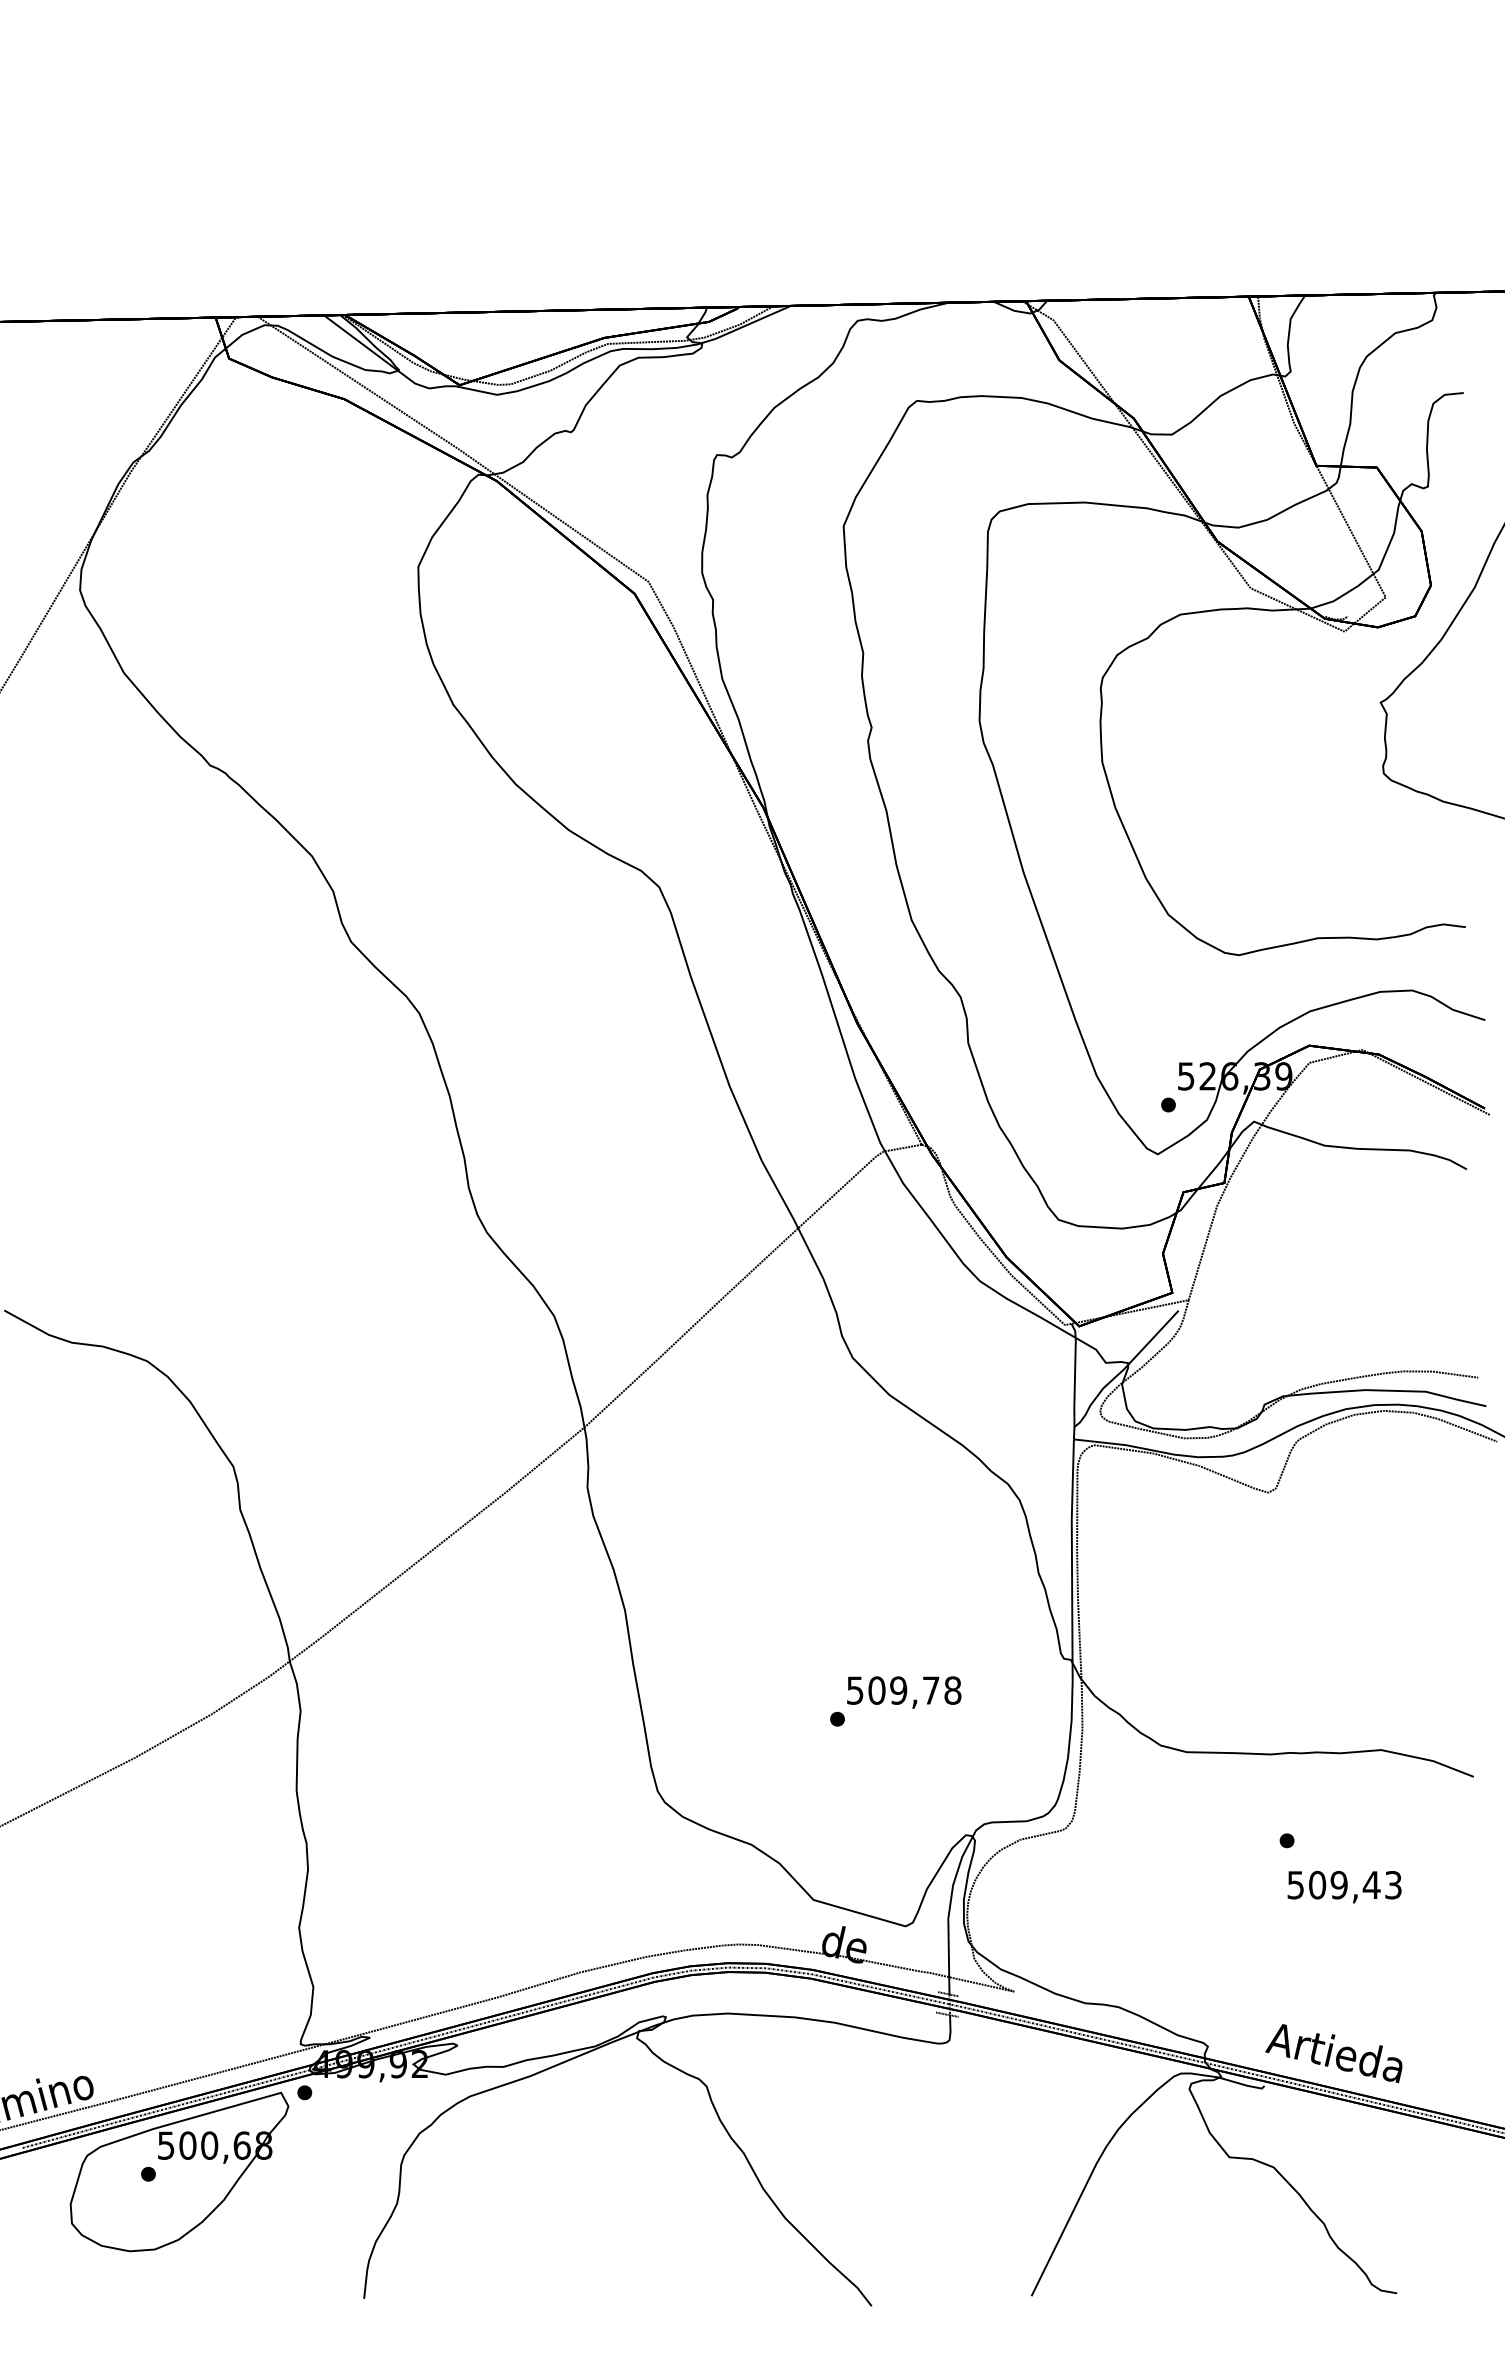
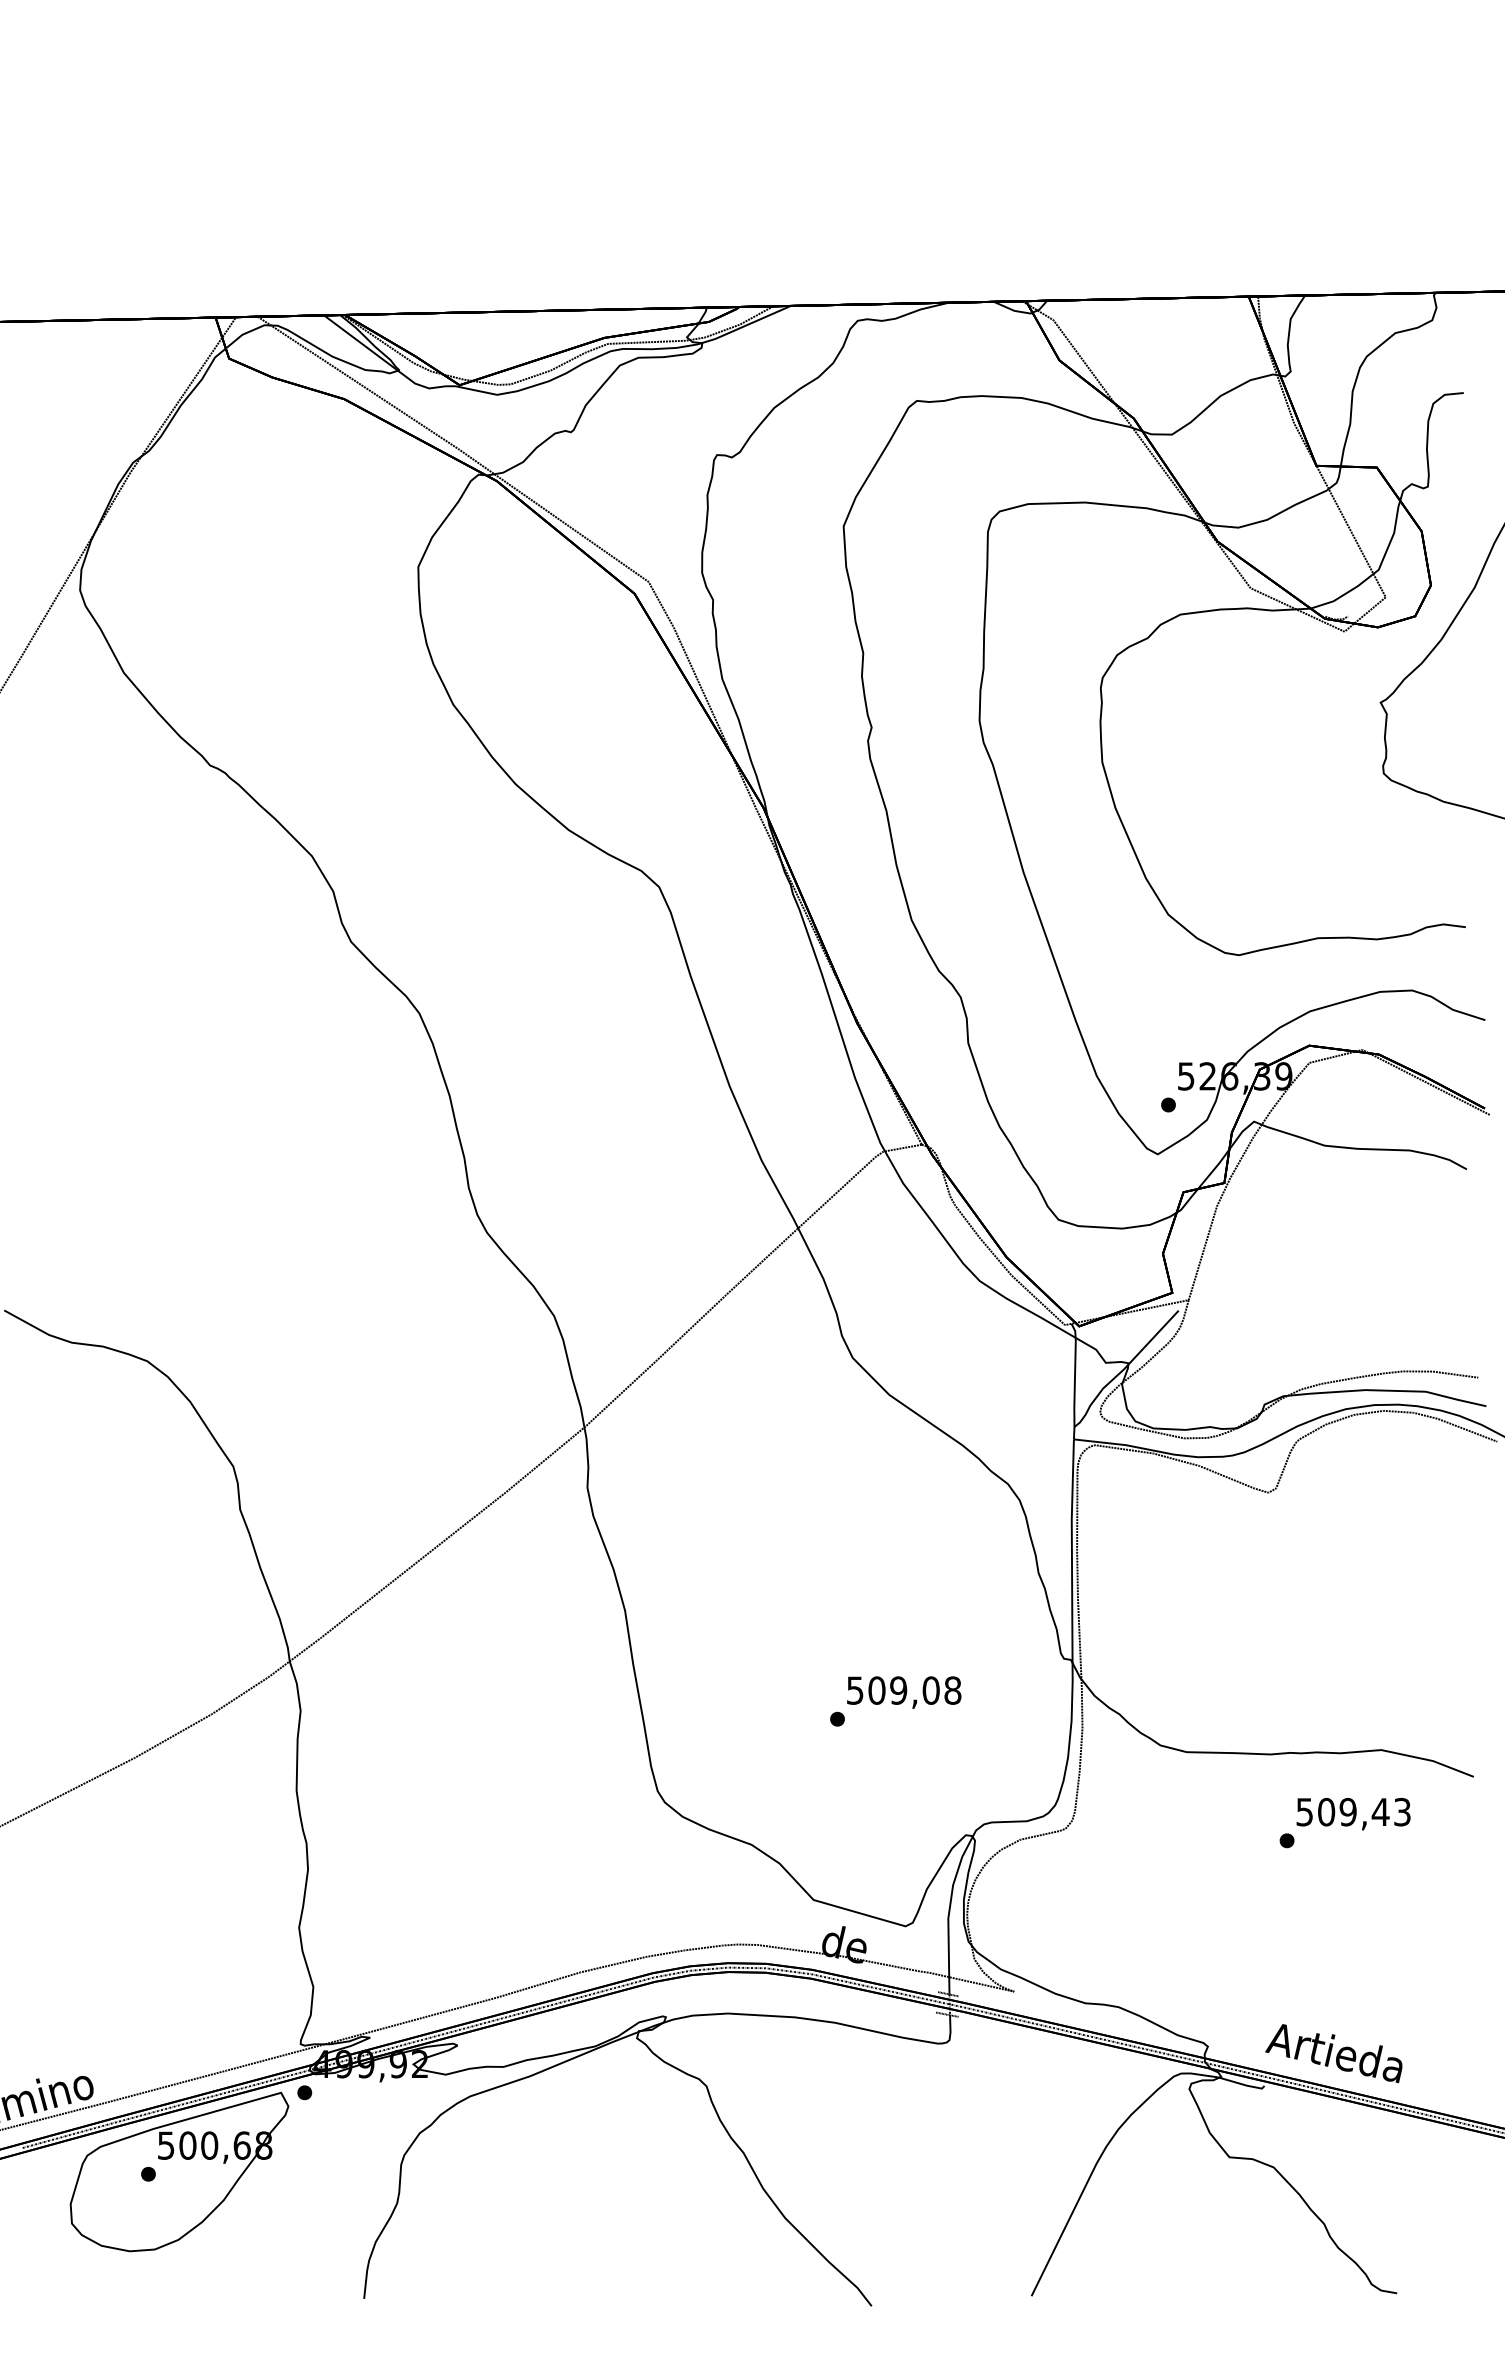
text: 509,78 -> 509,08 (930, 1690)
text position: (1344, 1887) -> (1353, 1814) (1353, 1814)
